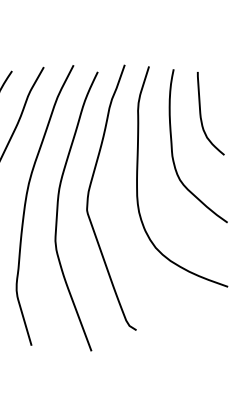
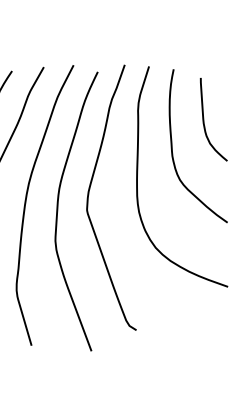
curve position: (201, 113) -> (204, 119) (204, 119)
